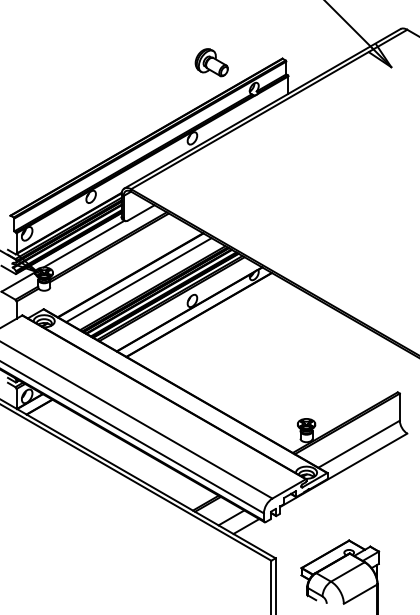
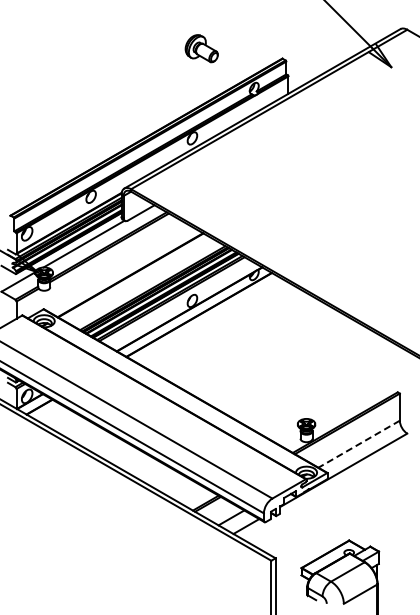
part position: (211, 62) -> (201, 48) (201, 48)
line: present -> none (138, 280)
line: solid -> dashed (358, 444)
